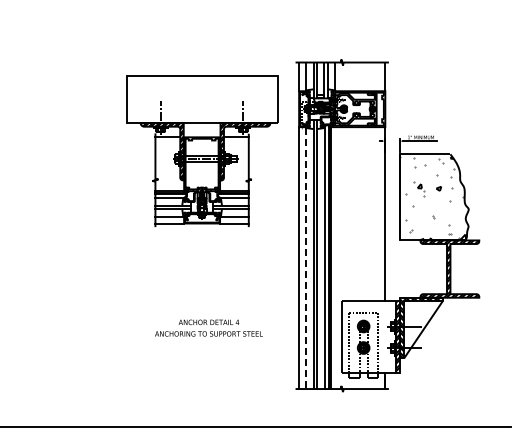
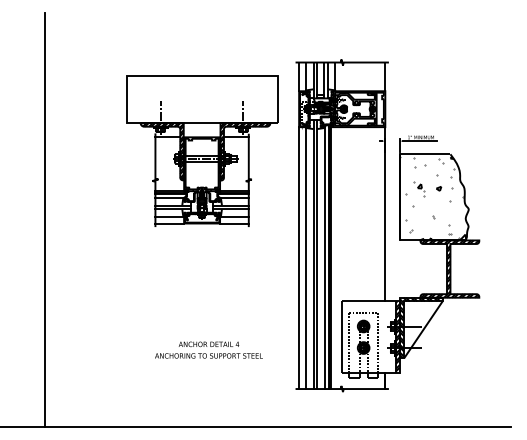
line: none -> present (45, 219)
line: dashed -> solid (306, 258)
text position: (208, 327) -> (208, 349) (208, 349)
